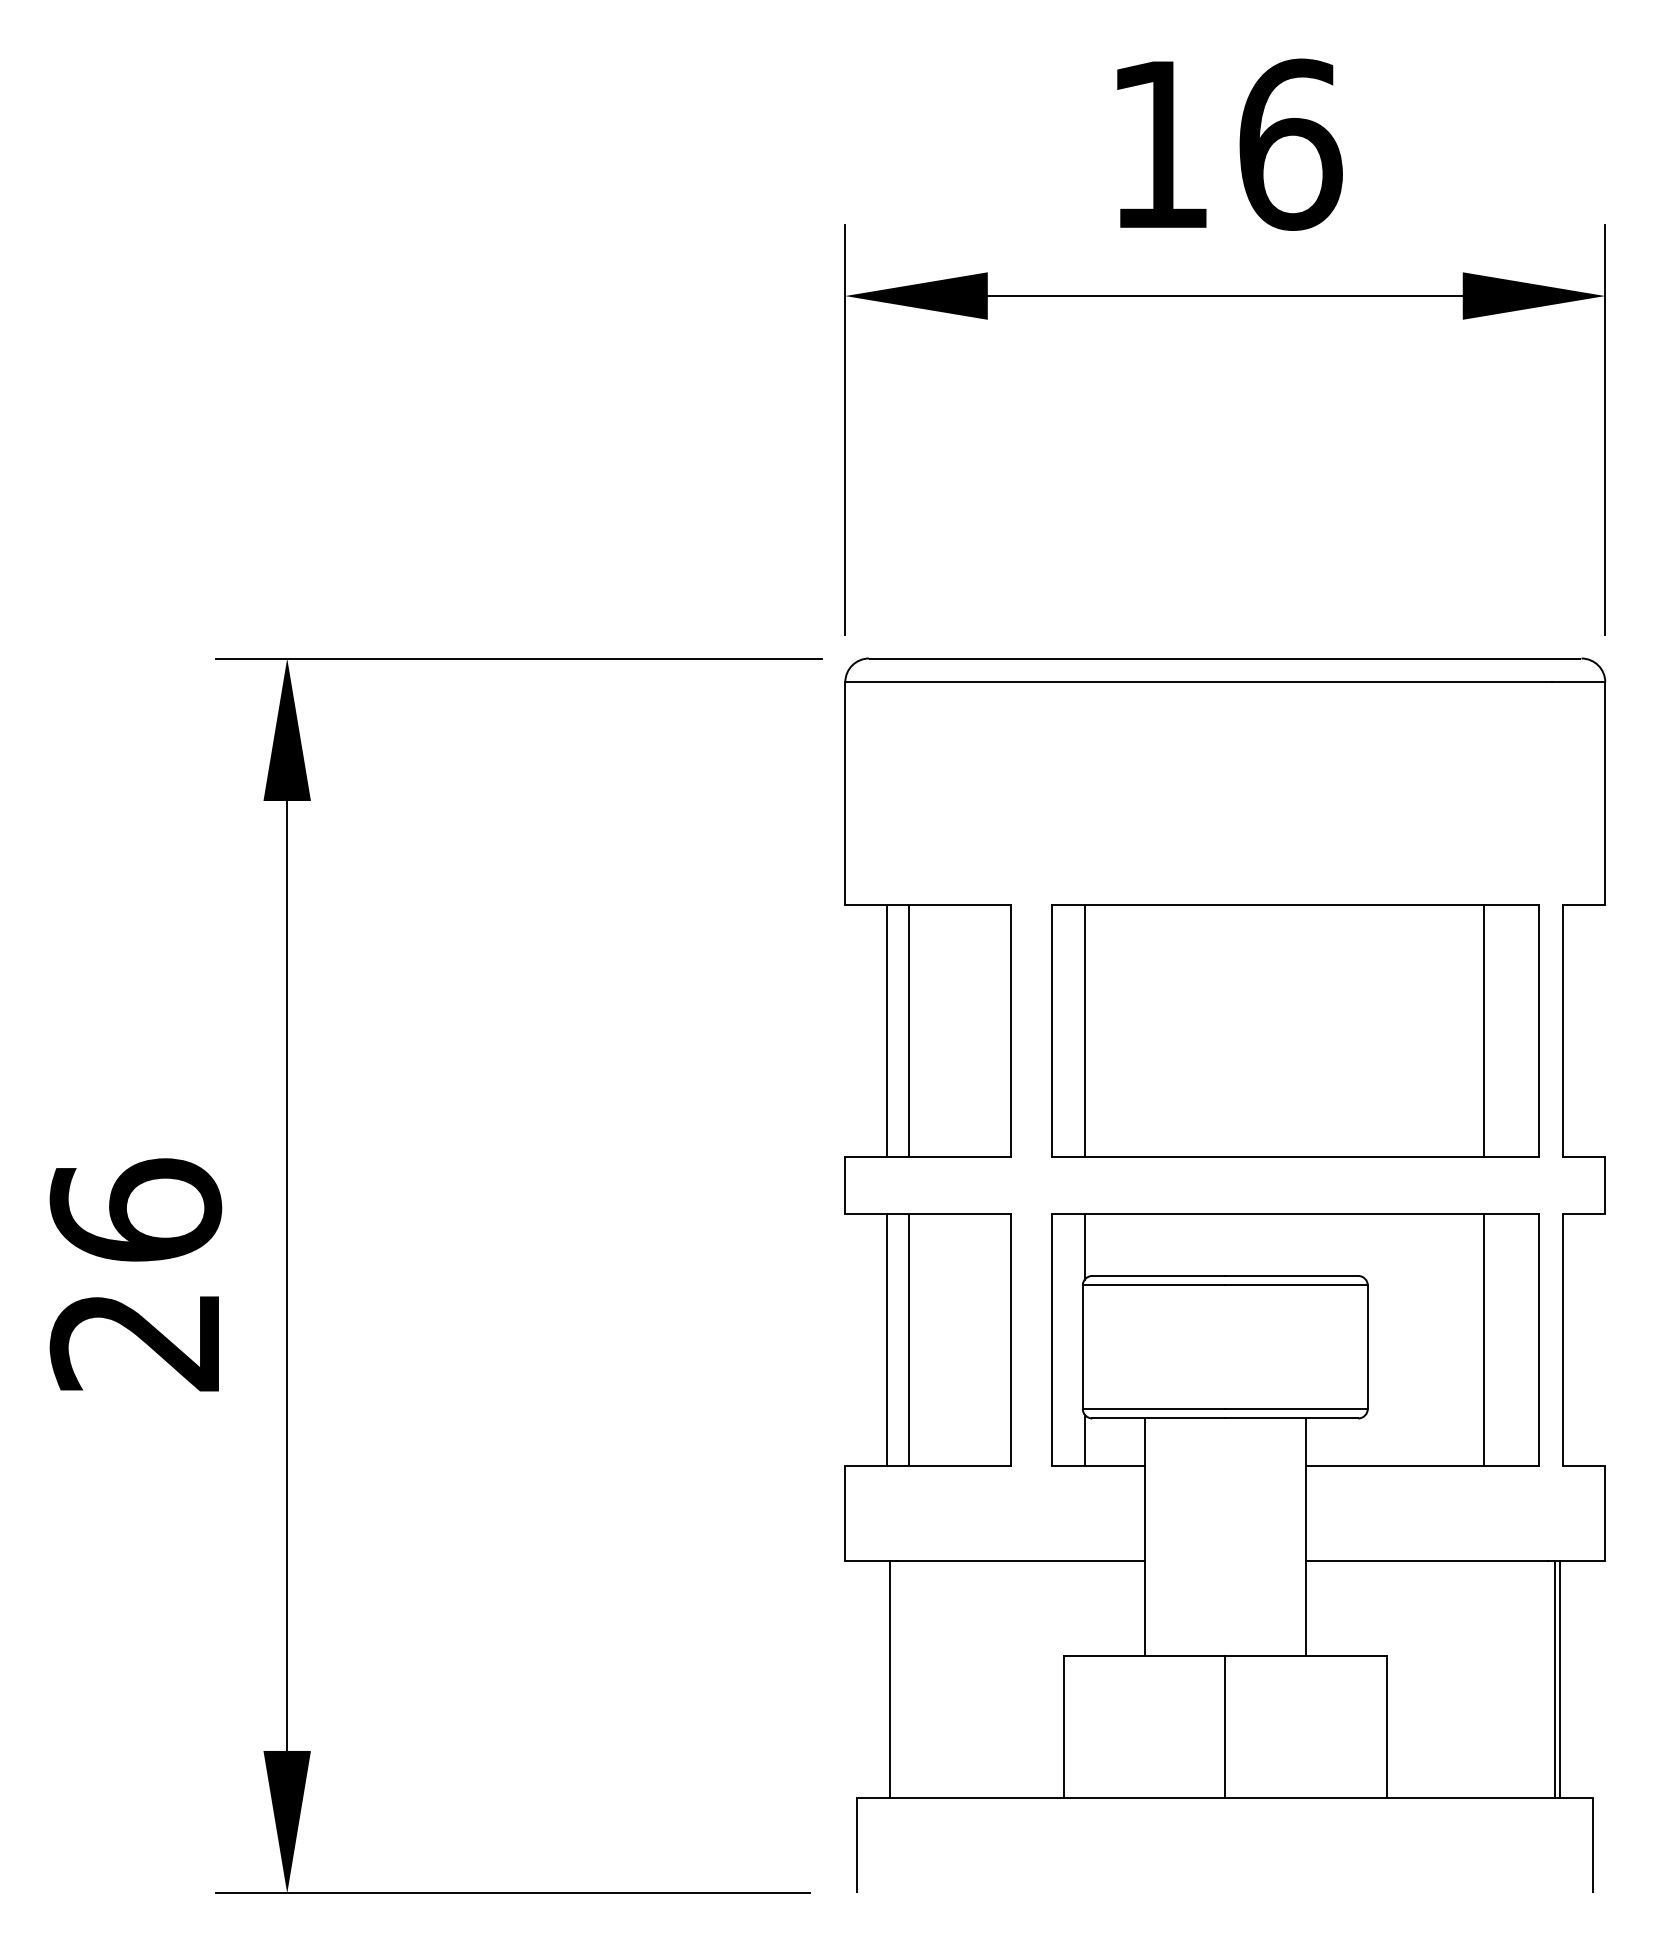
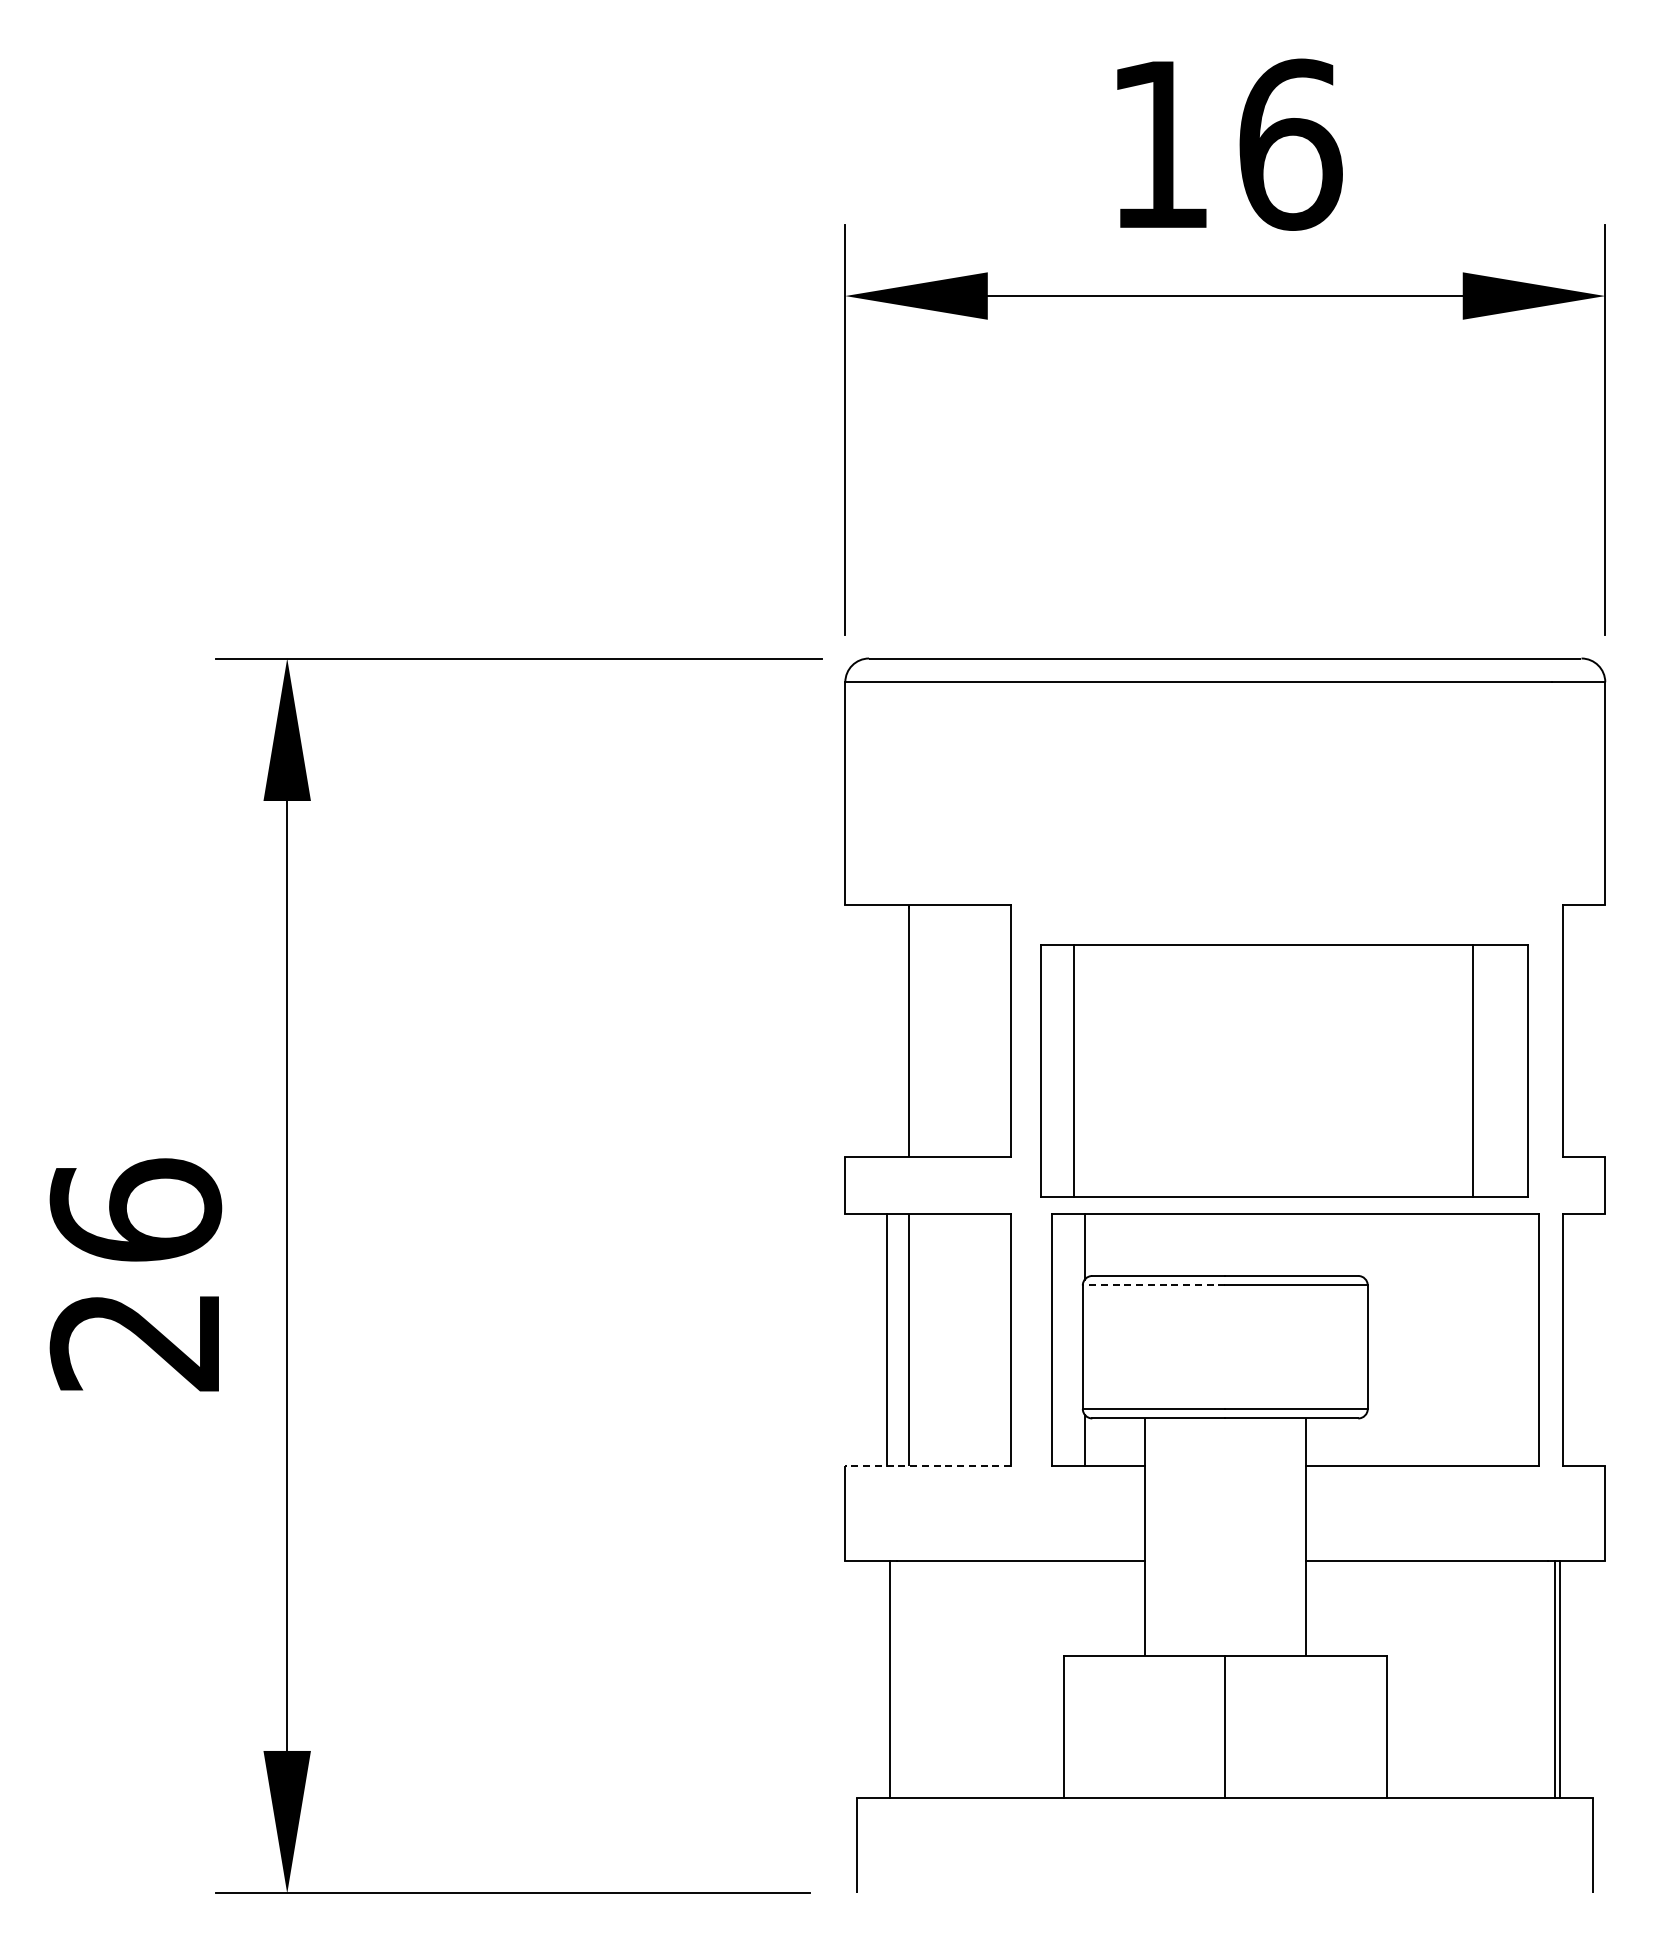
part position: (1295, 1030) -> (1284, 1070) (1284, 1070)
line: present -> none (887, 1031)
line: solid -> dashed (1153, 1285)
line: present -> none (1483, 1339)
line: solid -> dashed (928, 1465)
